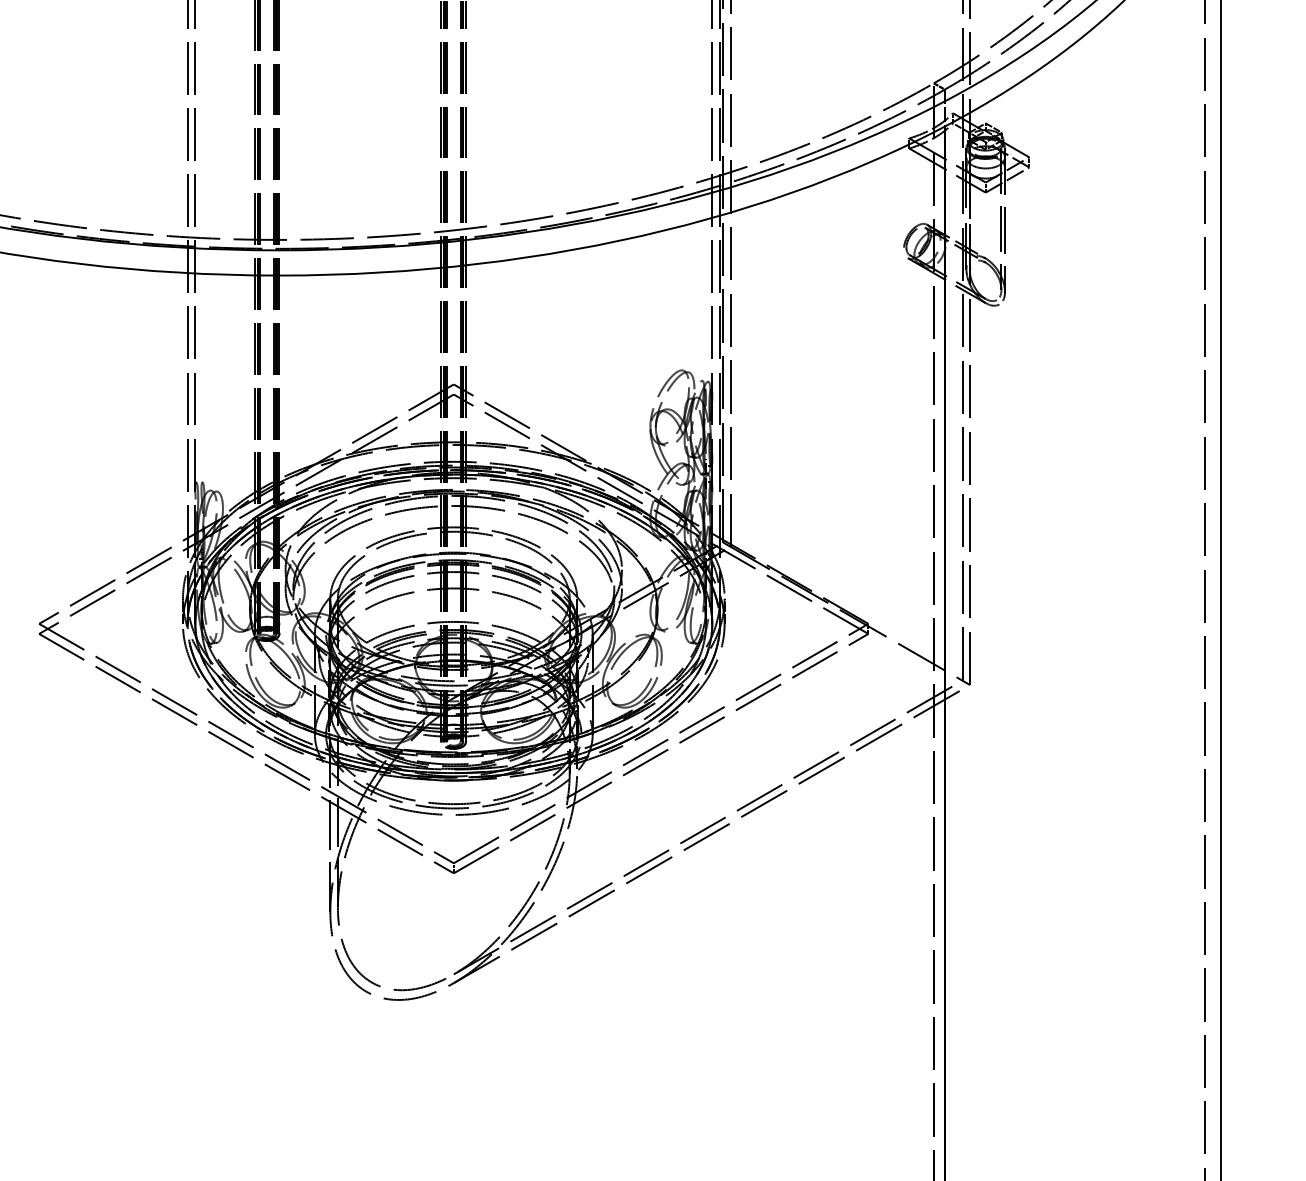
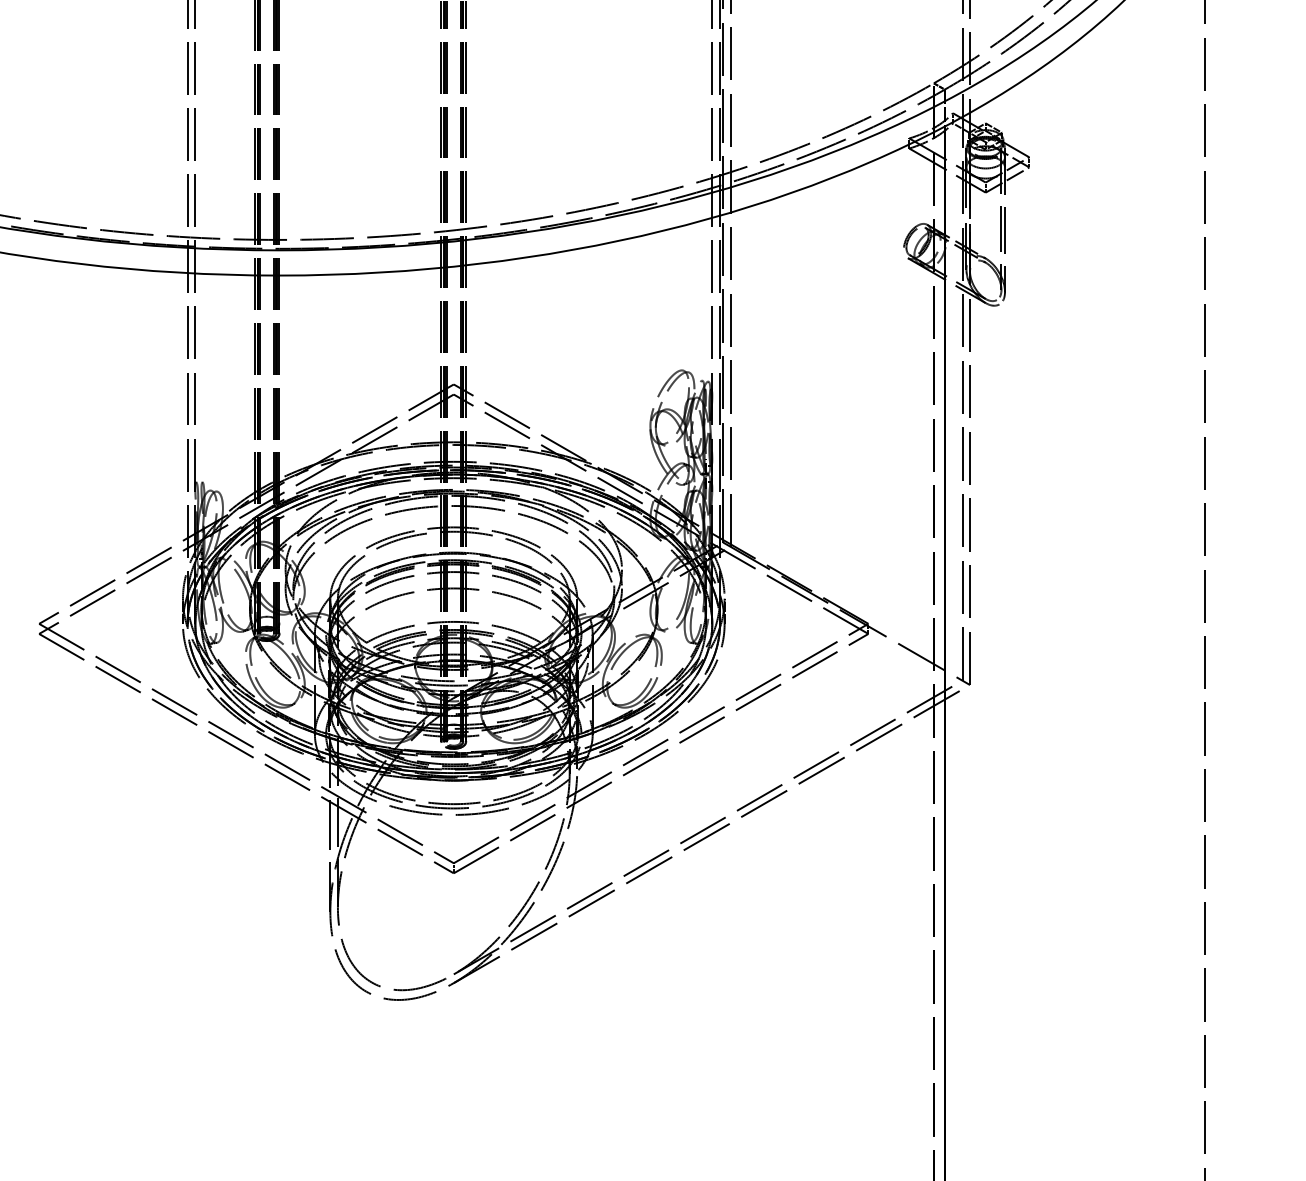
line: present -> none (1220, 589)
